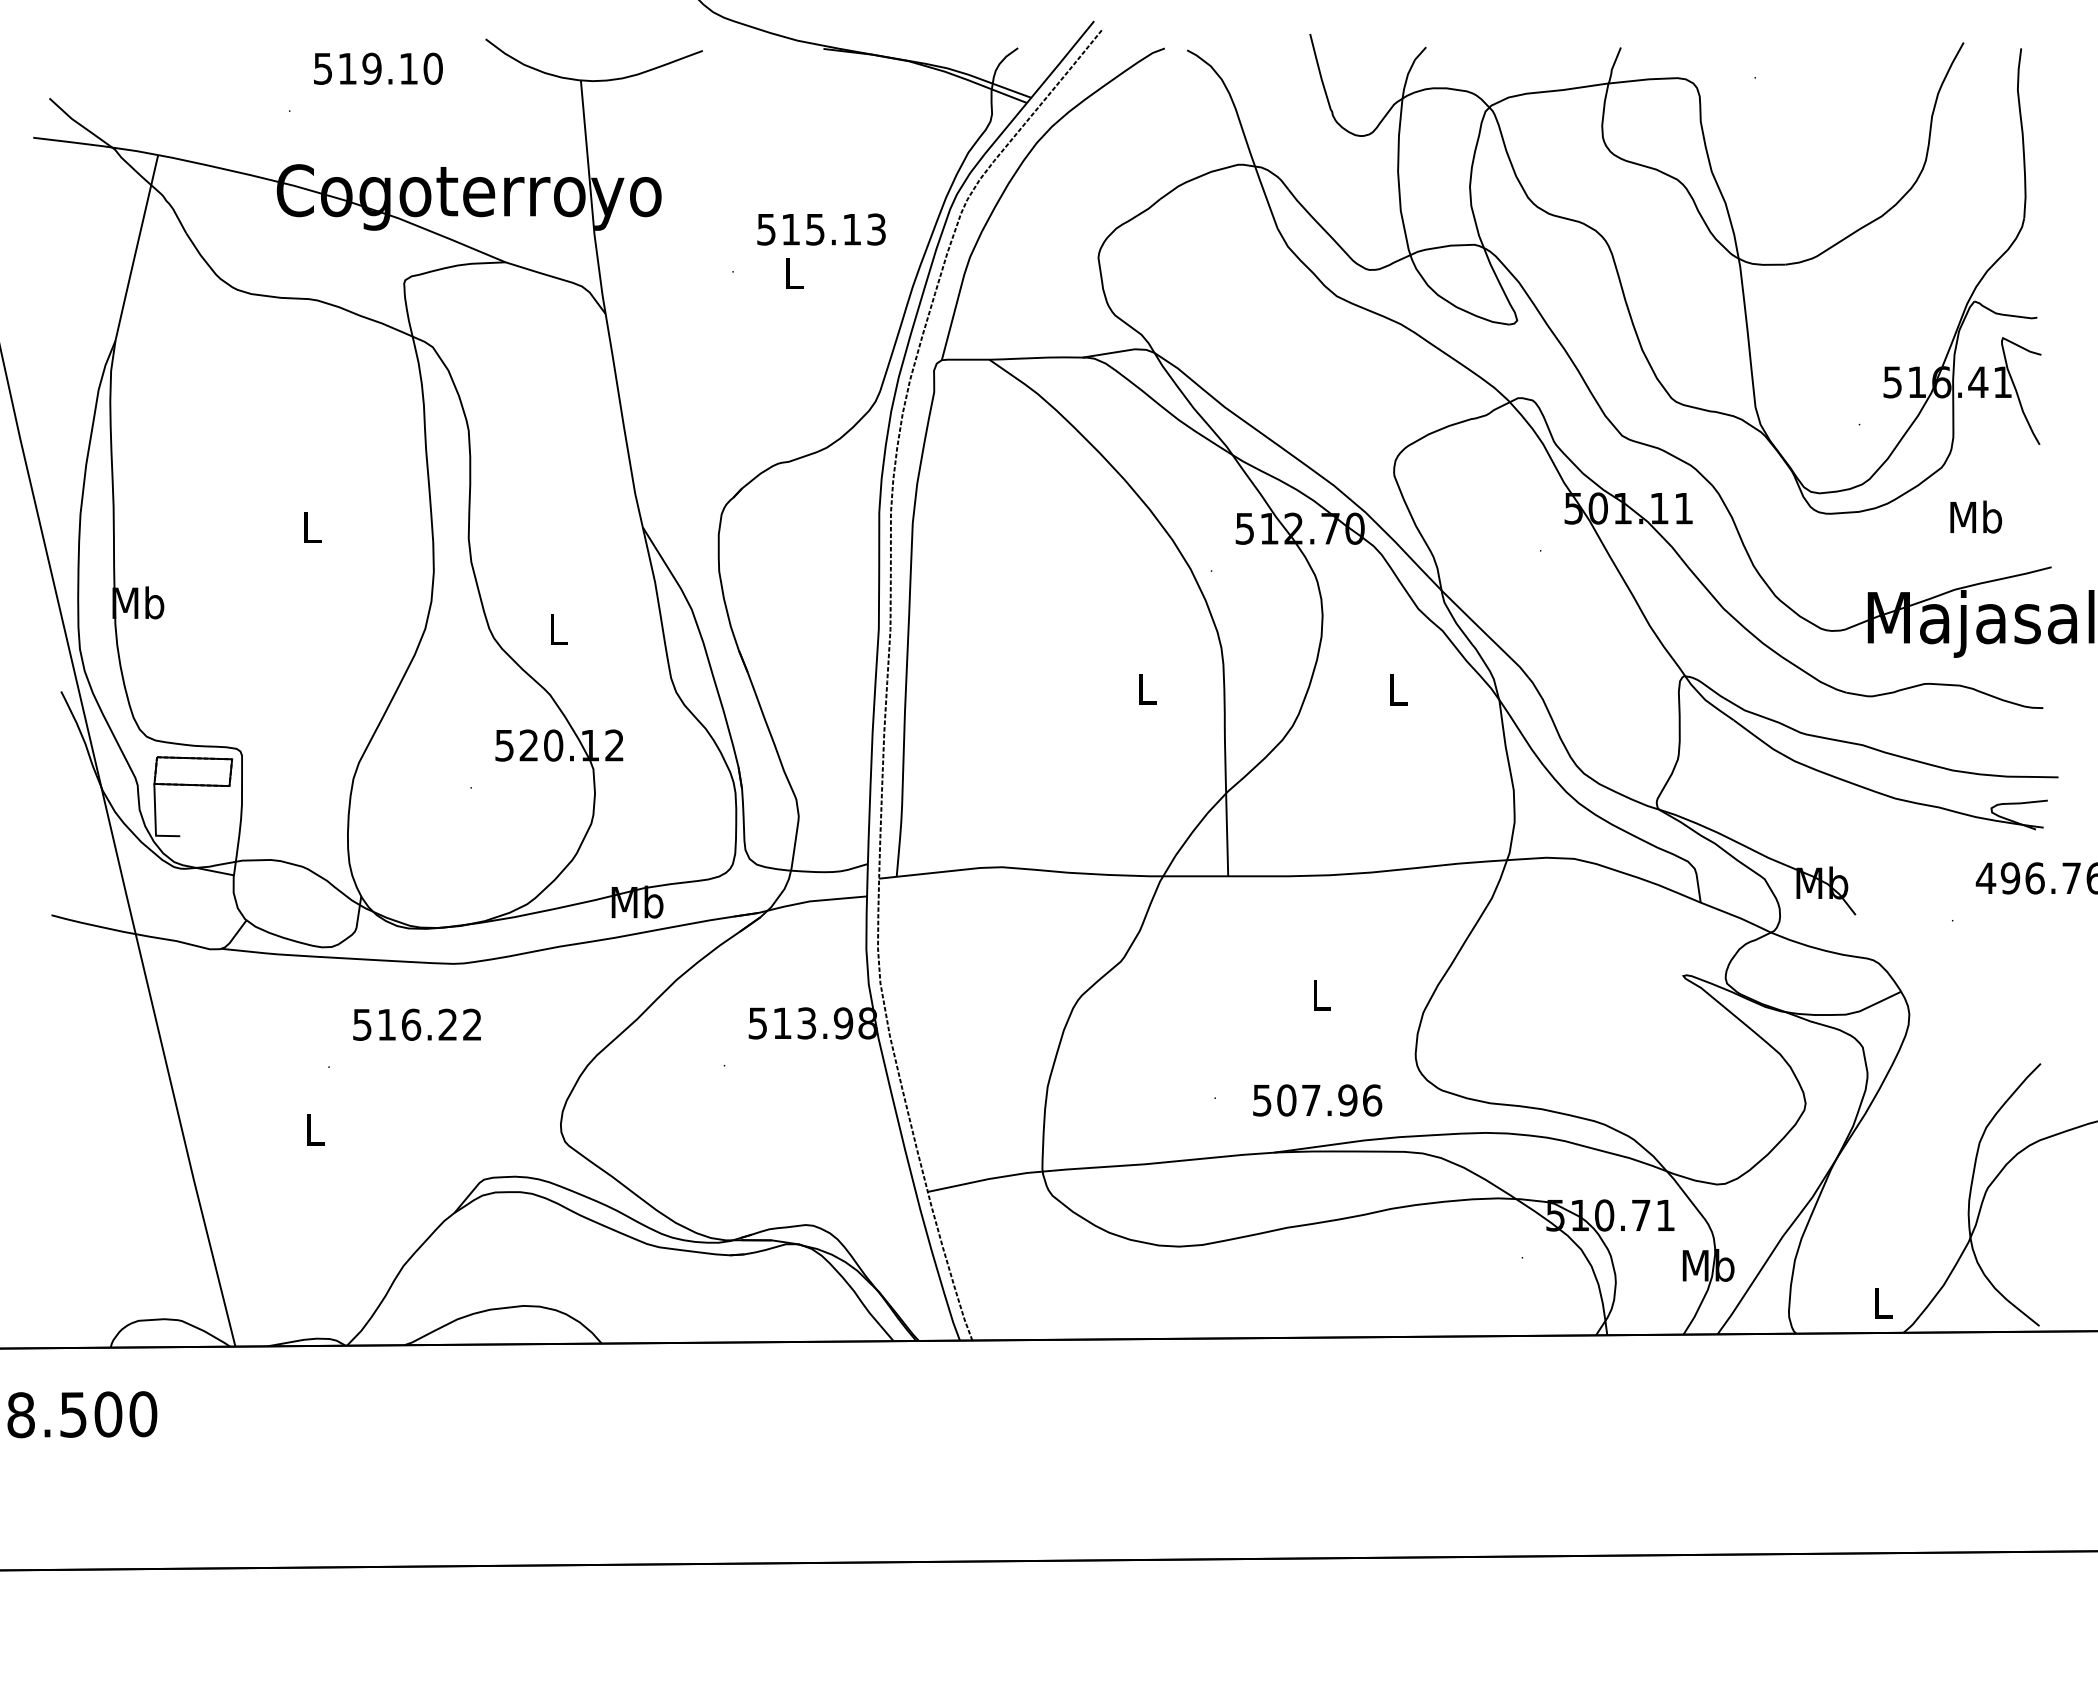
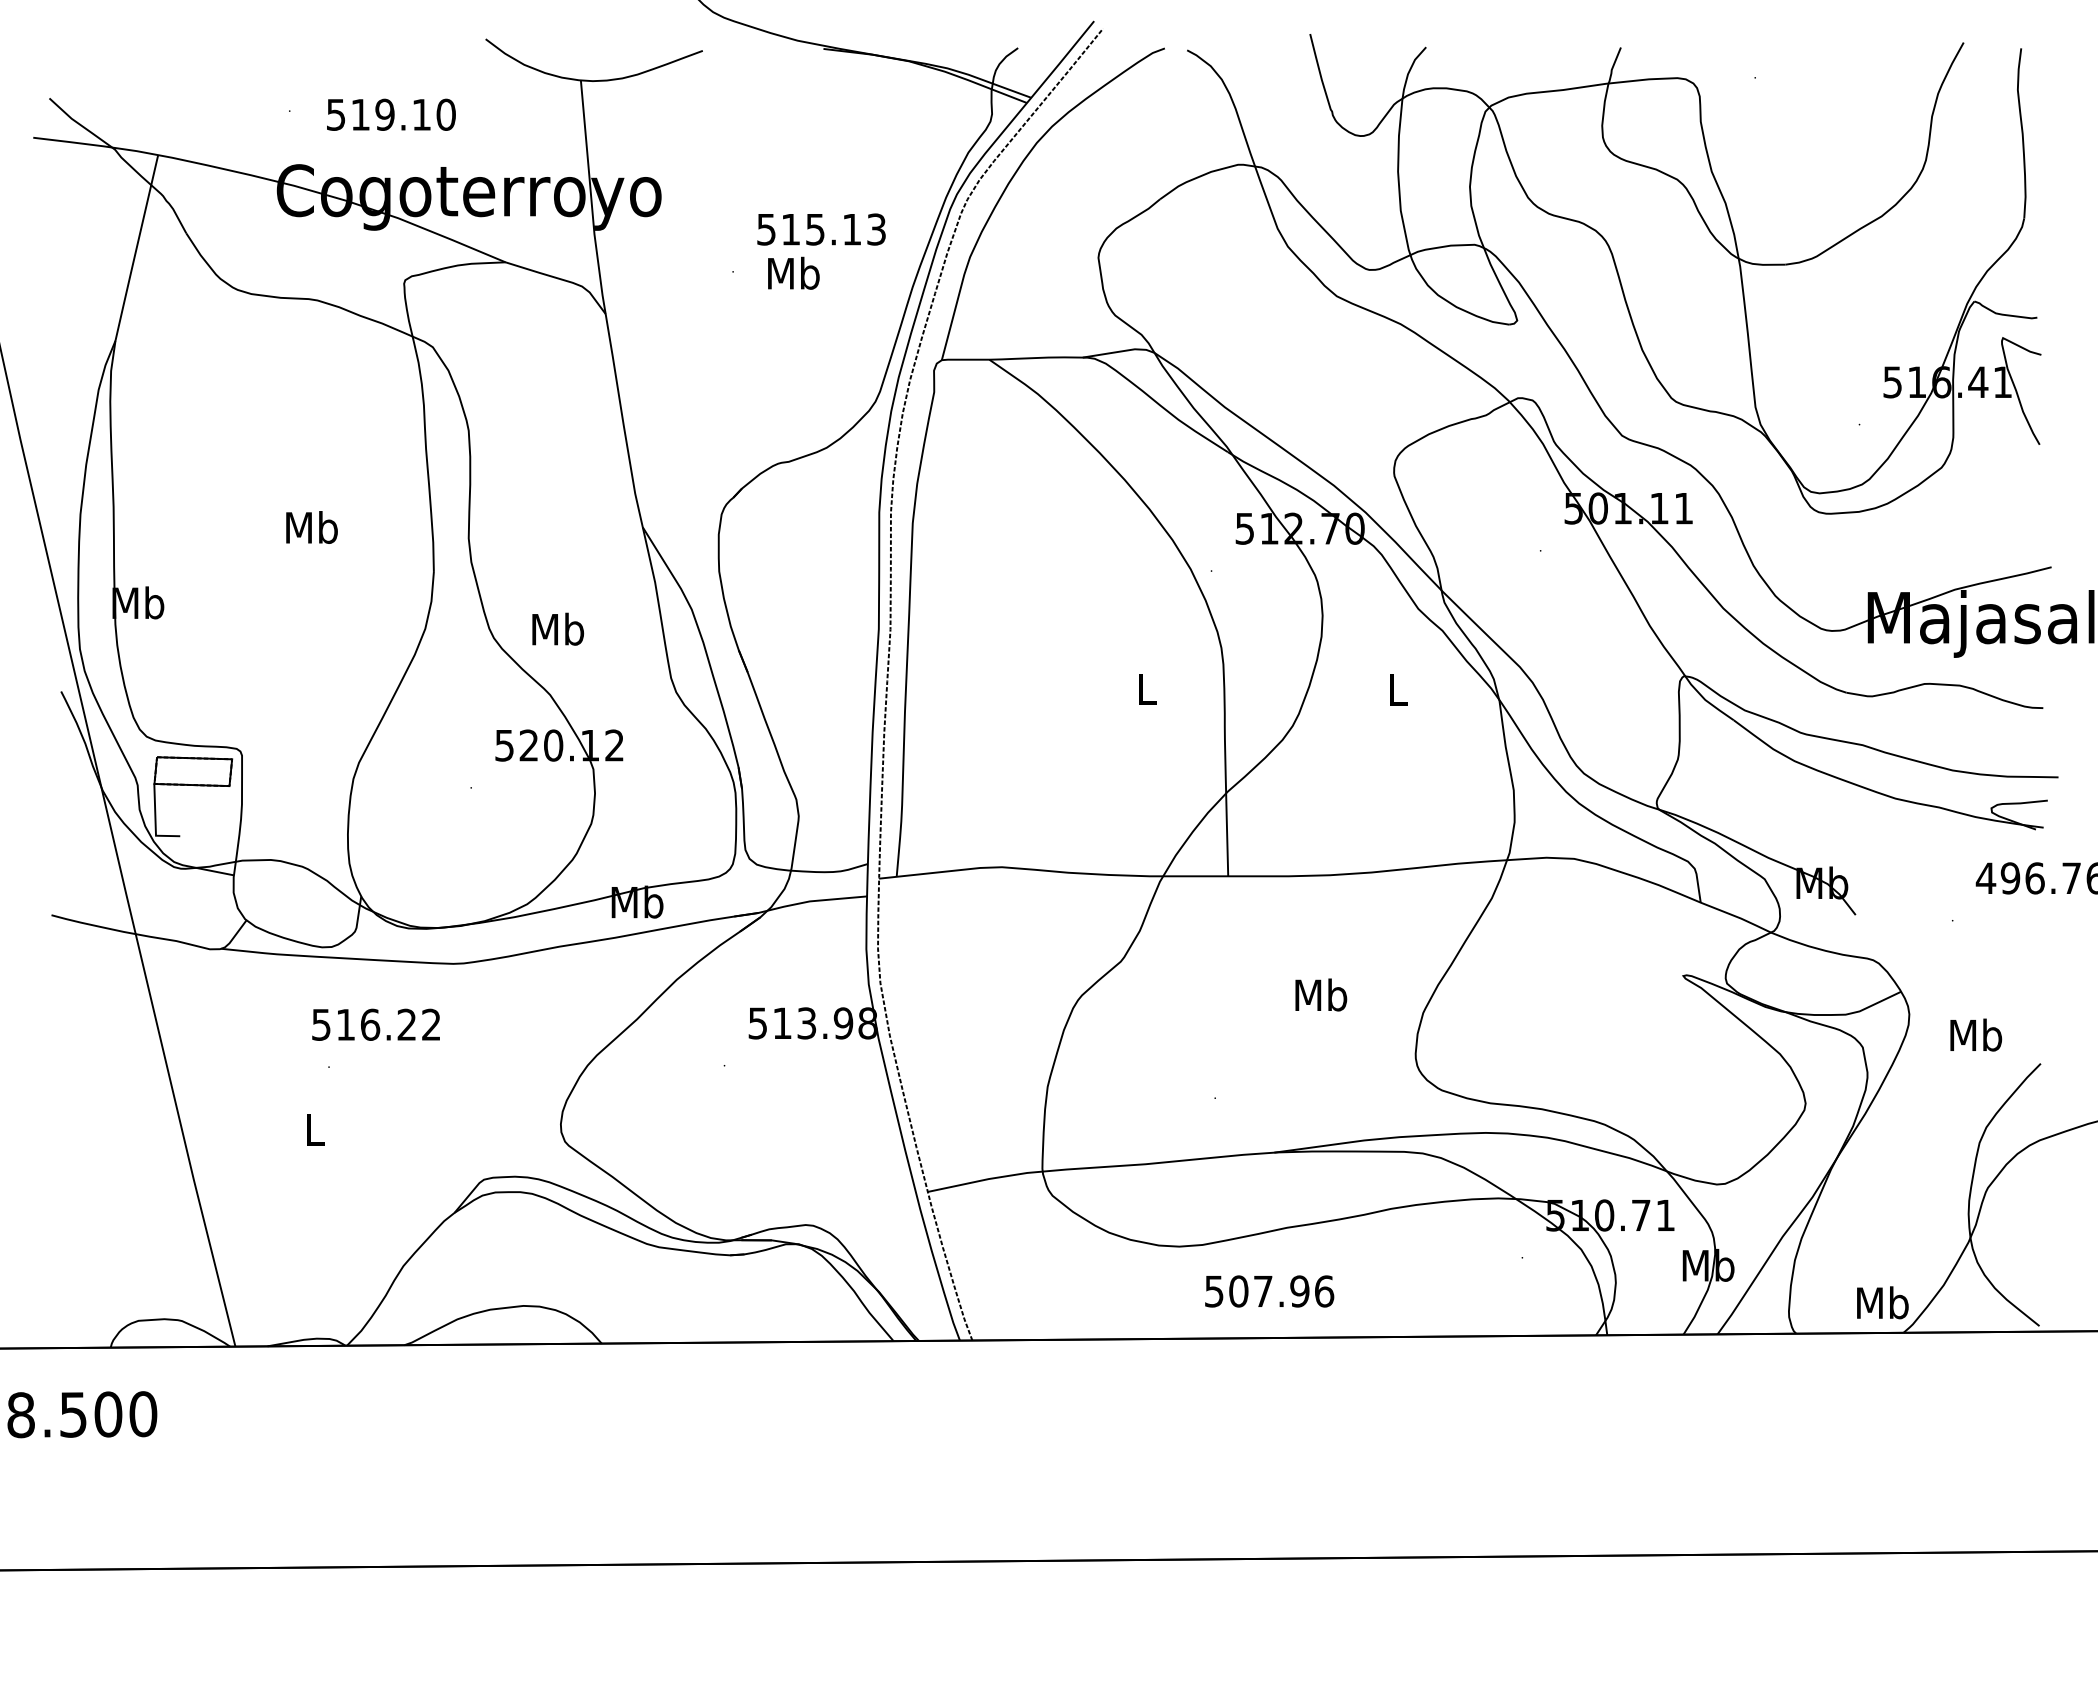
text position: (378, 68) -> (391, 114) (391, 114)
text: L -> Mb (793, 272)
text position: (1976, 516) -> (1976, 1034) (1976, 1034)
text: L -> Mb (311, 527)
text: L -> Mb (558, 628)
text: L -> Mb (1321, 994)
text position: (416, 1024) -> (375, 1024) (375, 1024)
text position: (1317, 1100) -> (1269, 1291) (1269, 1291)
text: L -> Mb (1882, 1302)
